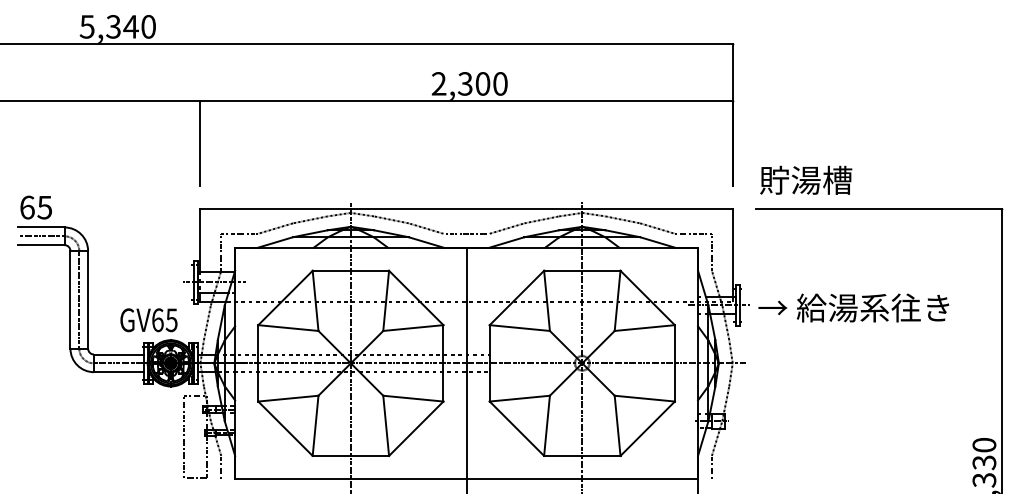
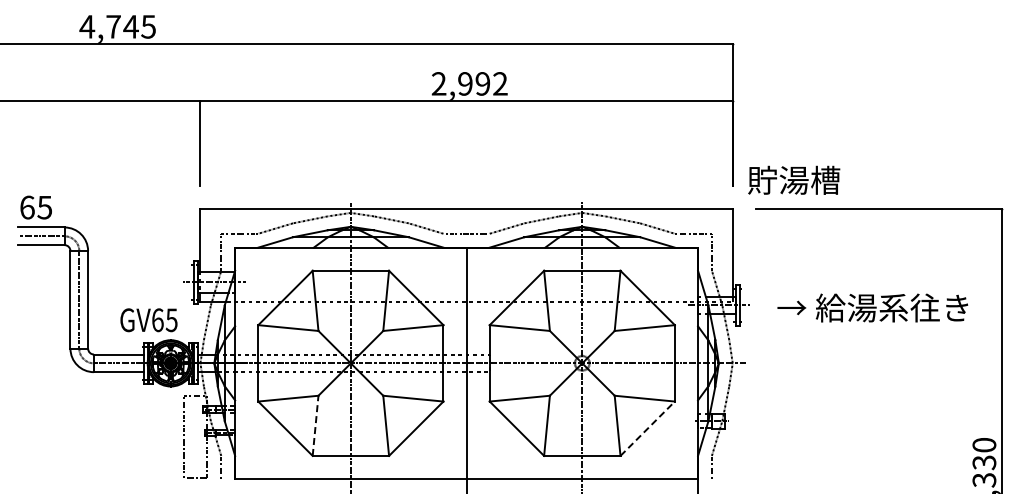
text: 5,340 -> 4,745 (117, 26)
text: 2,300 -> 2,992 (482, 83)
text position: (806, 179) -> (794, 179) (794, 179)
text position: (853, 307) -> (872, 307) (872, 307)
line: solid -> dashed (315, 425)
line: solid -> dashed (648, 428)
